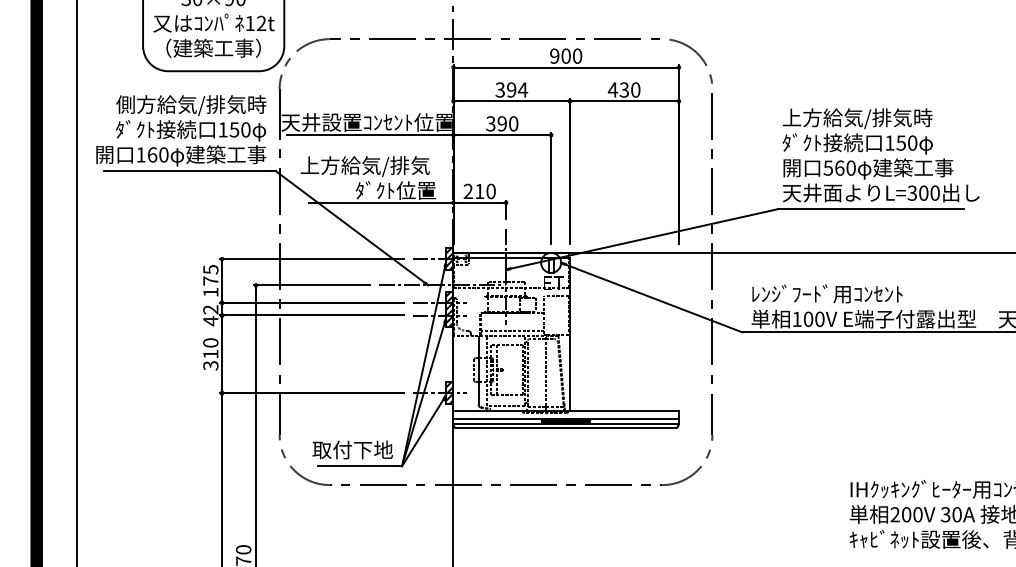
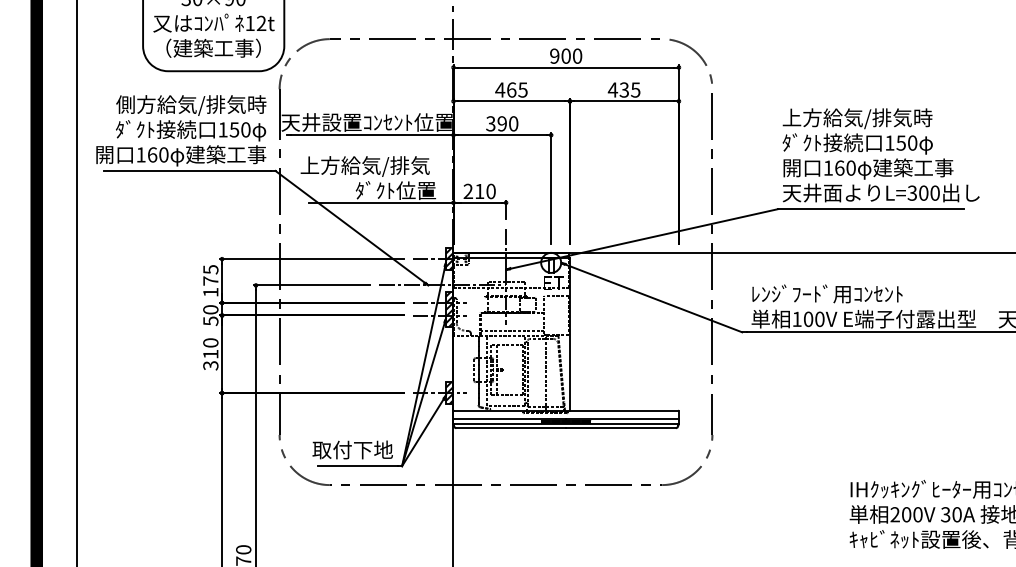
text: 394 -> 465 (511, 89)
text: 430 -> 435 (635, 89)
text: 560 -> 160 (827, 167)
text: 42 -> 50 (210, 315)
